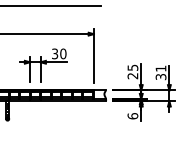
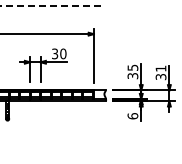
line: solid -> dashed (50, 6)
text: 25 -> 35 (133, 76)
